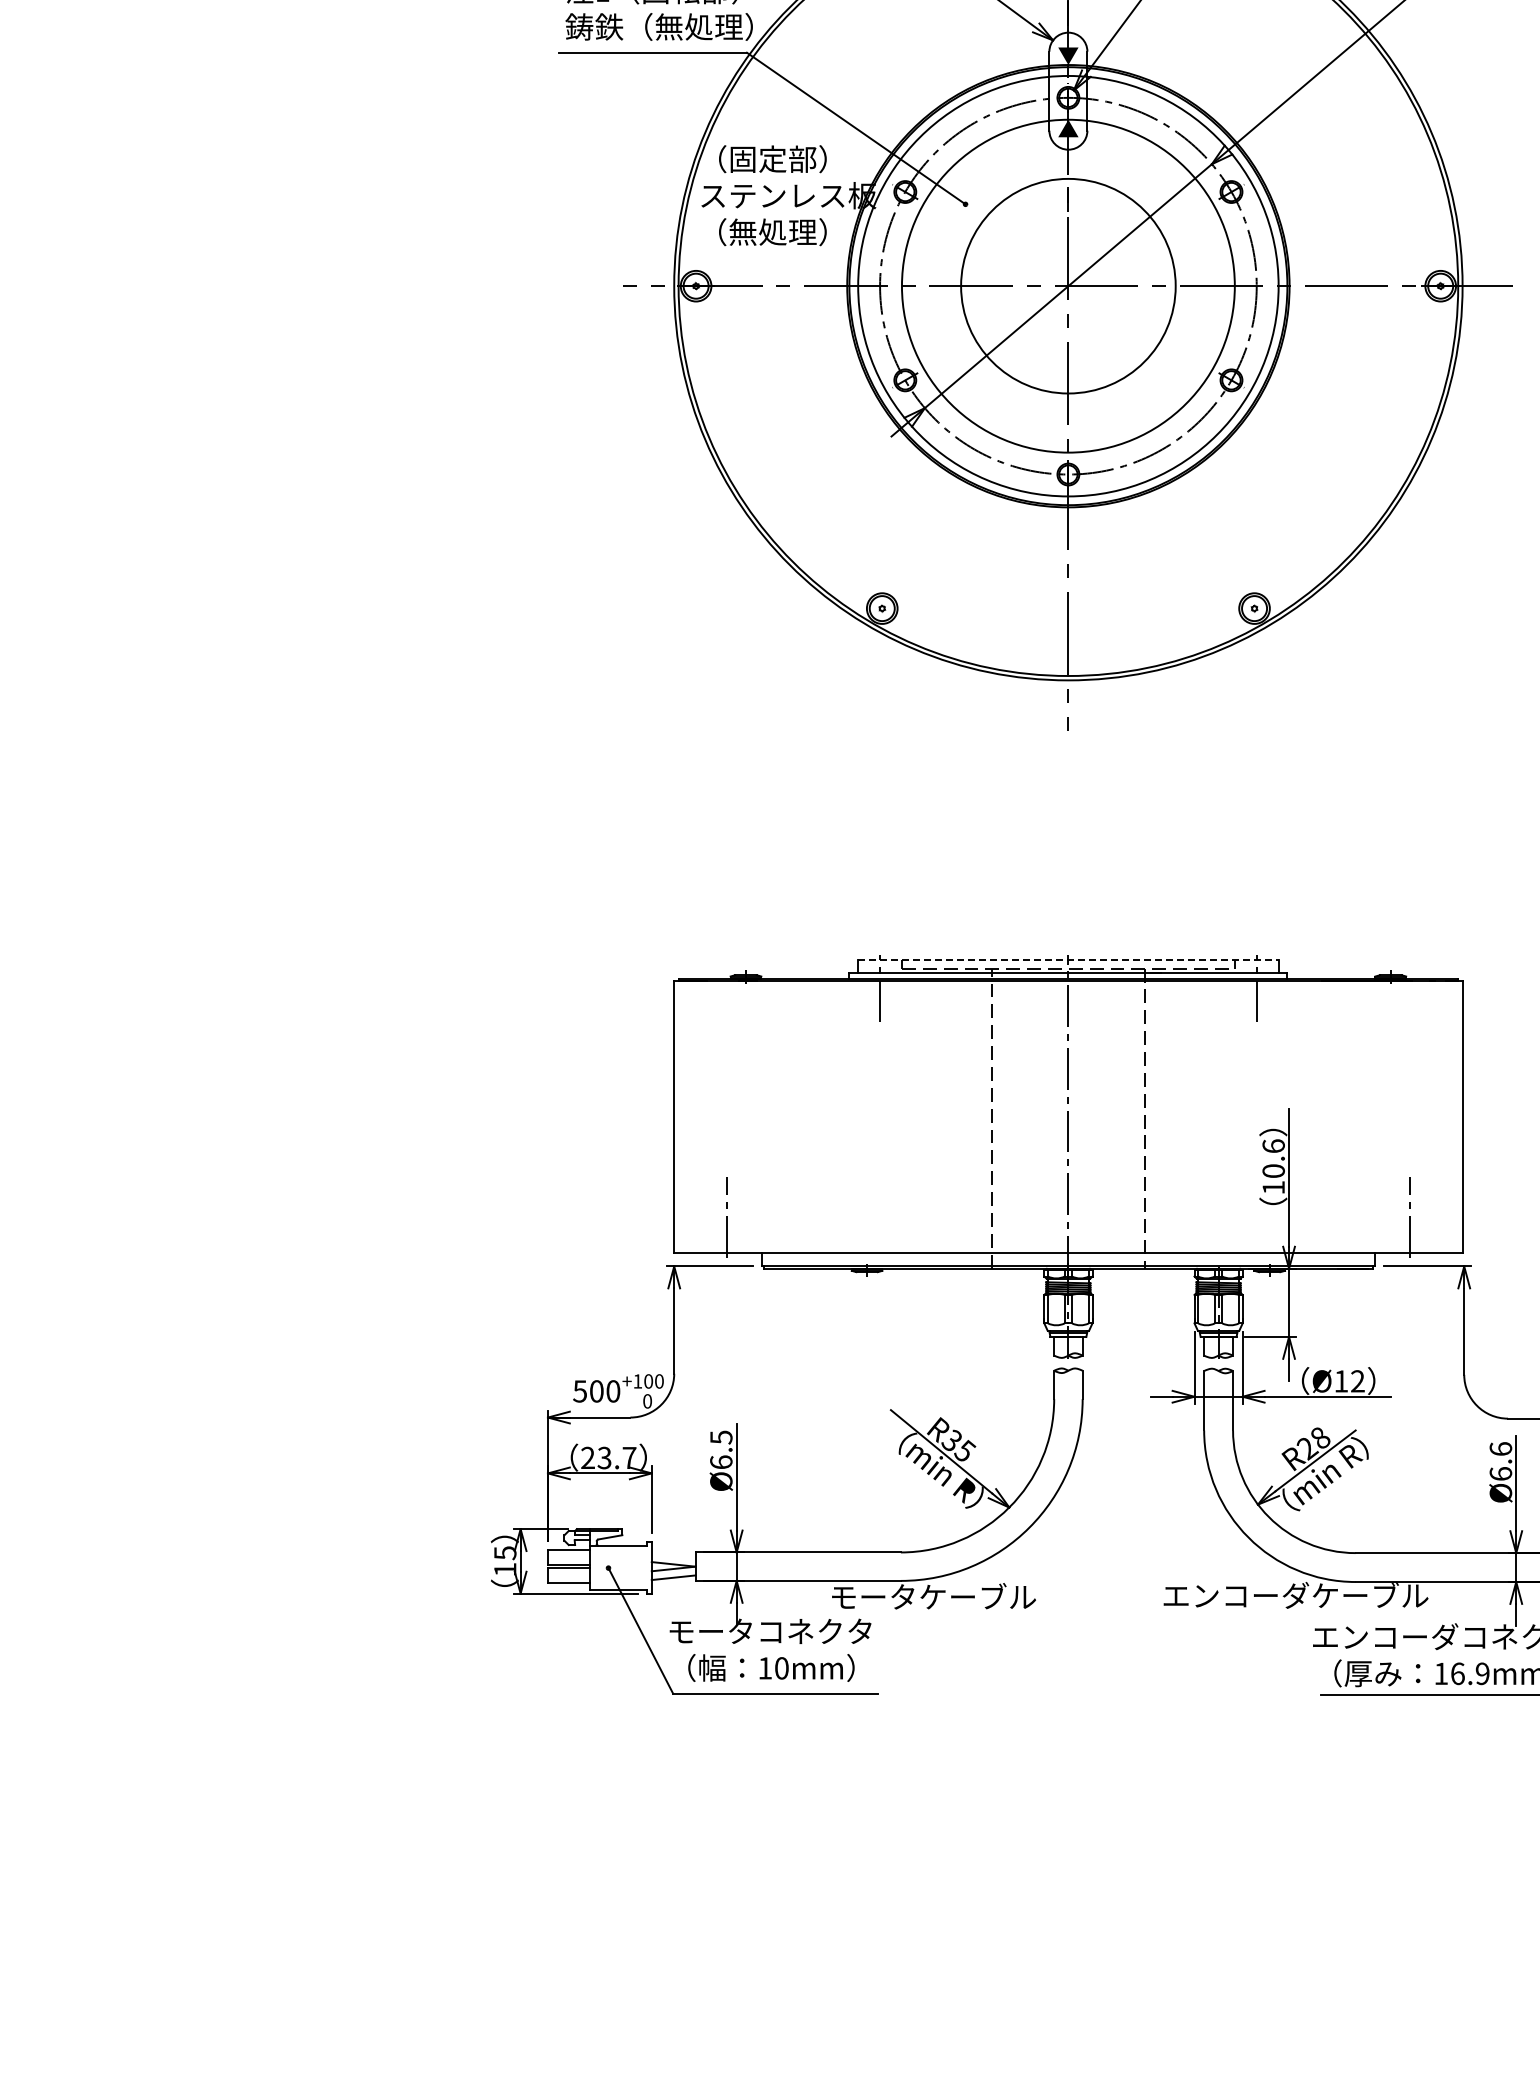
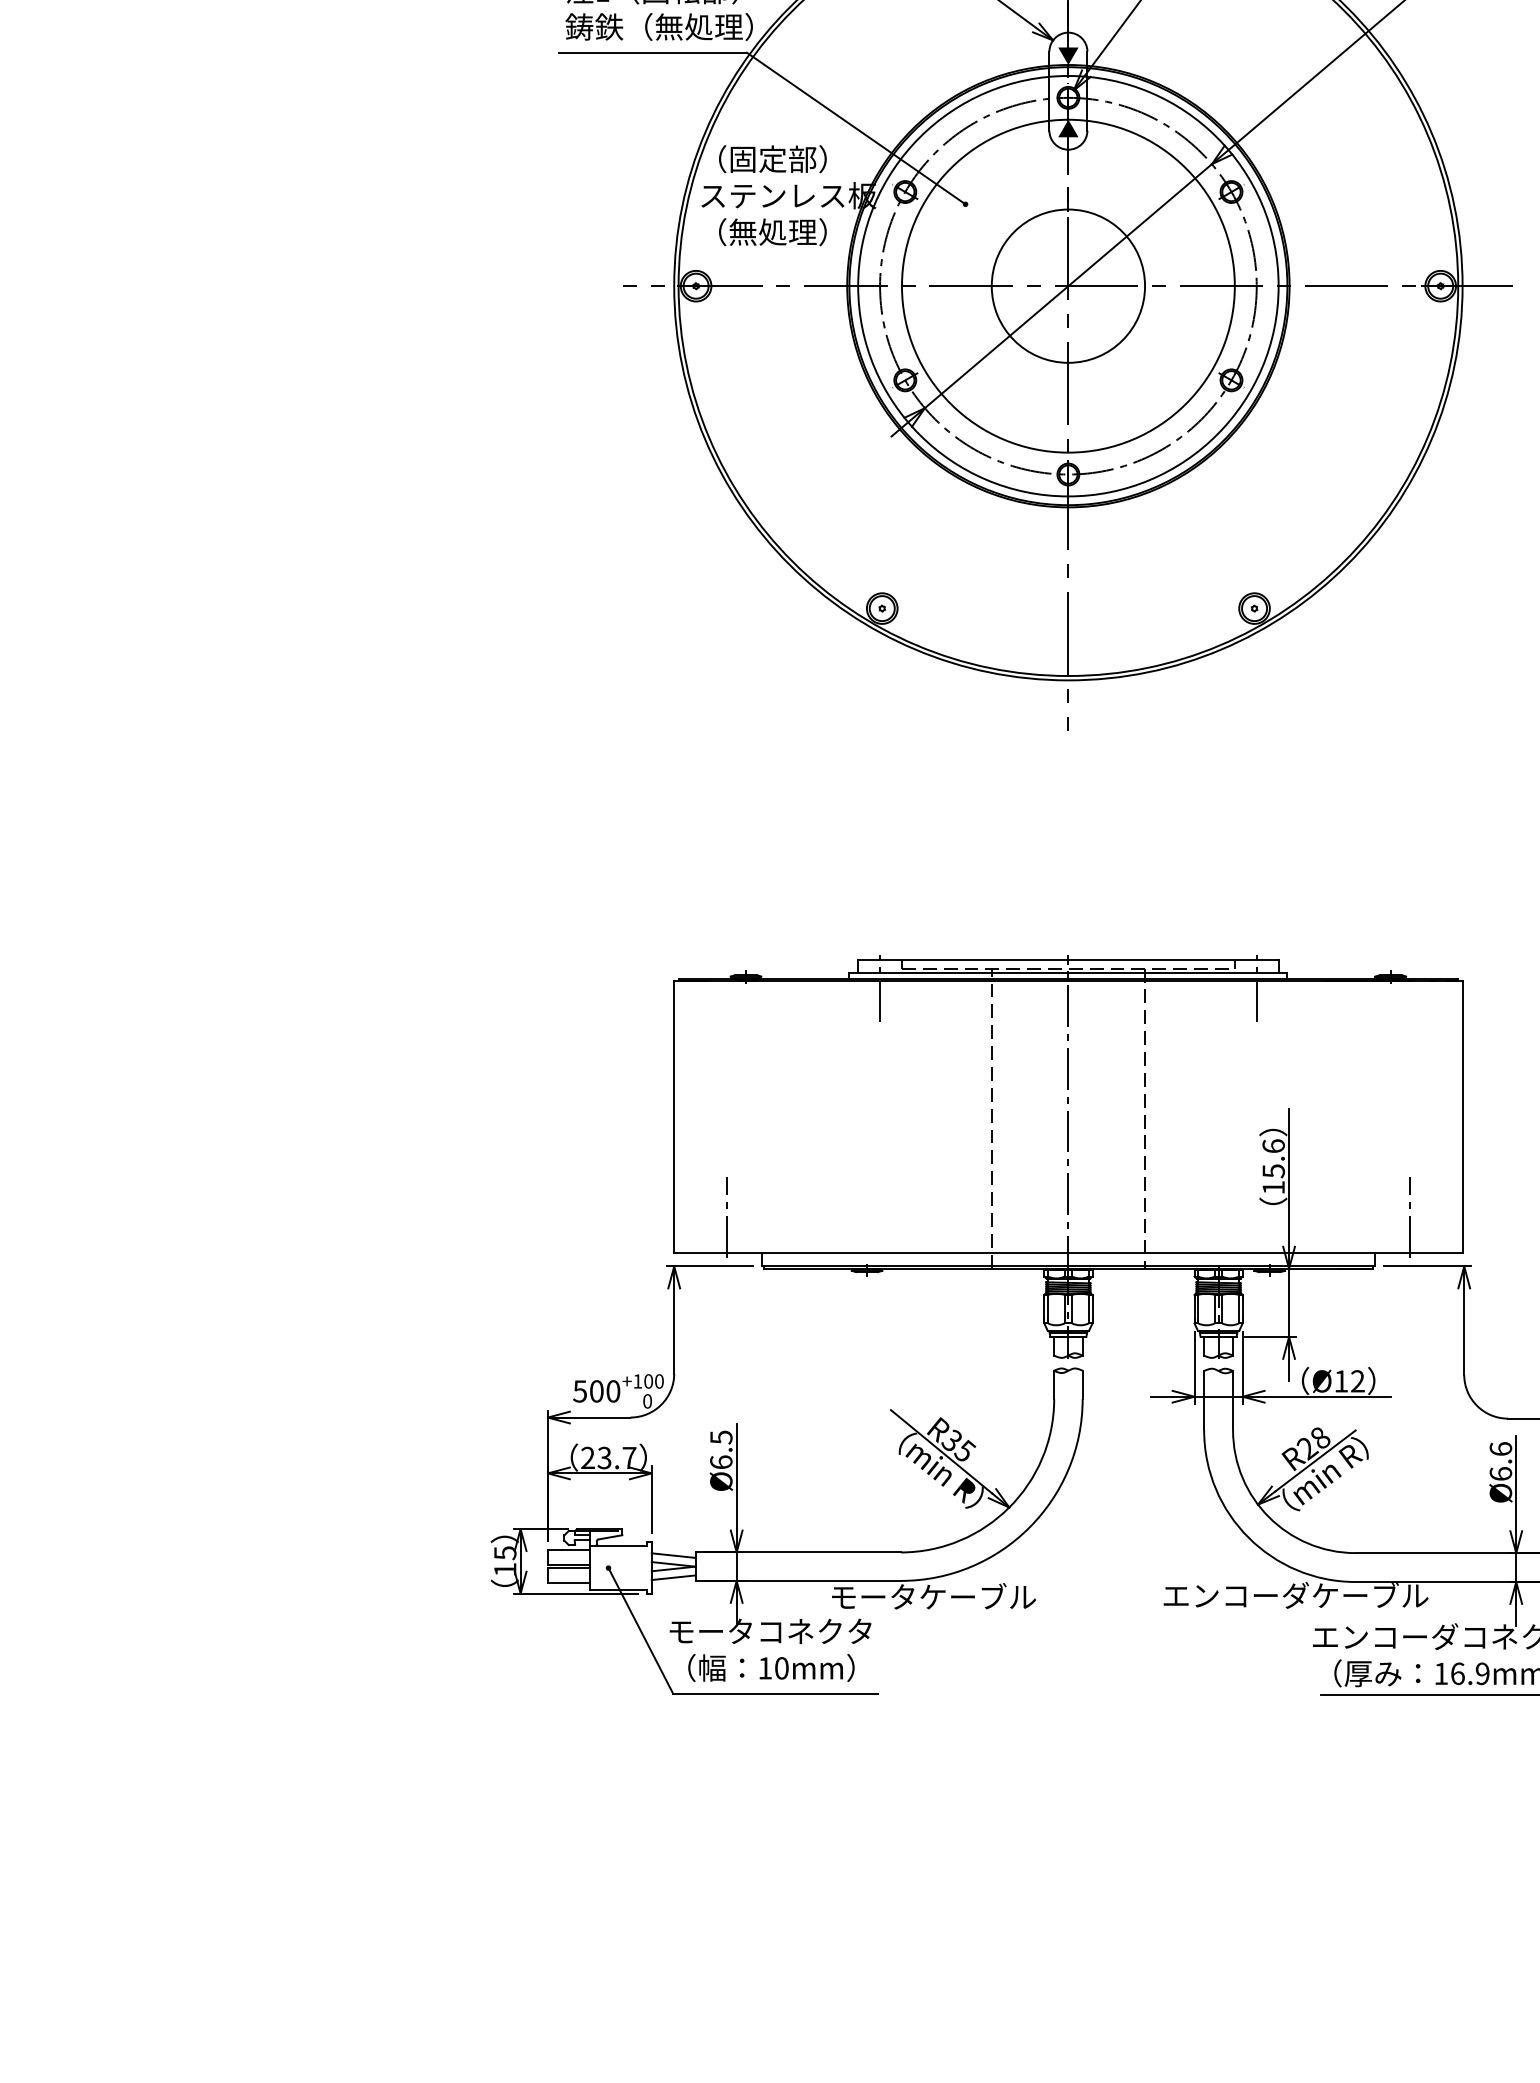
circle diameter: 215 px -> 153 px (1068, 285)
line: dashed -> solid (1068, 959)
text: 10.6 -> 15.6 (1273, 1171)
line: none -> present (673, 1555)
